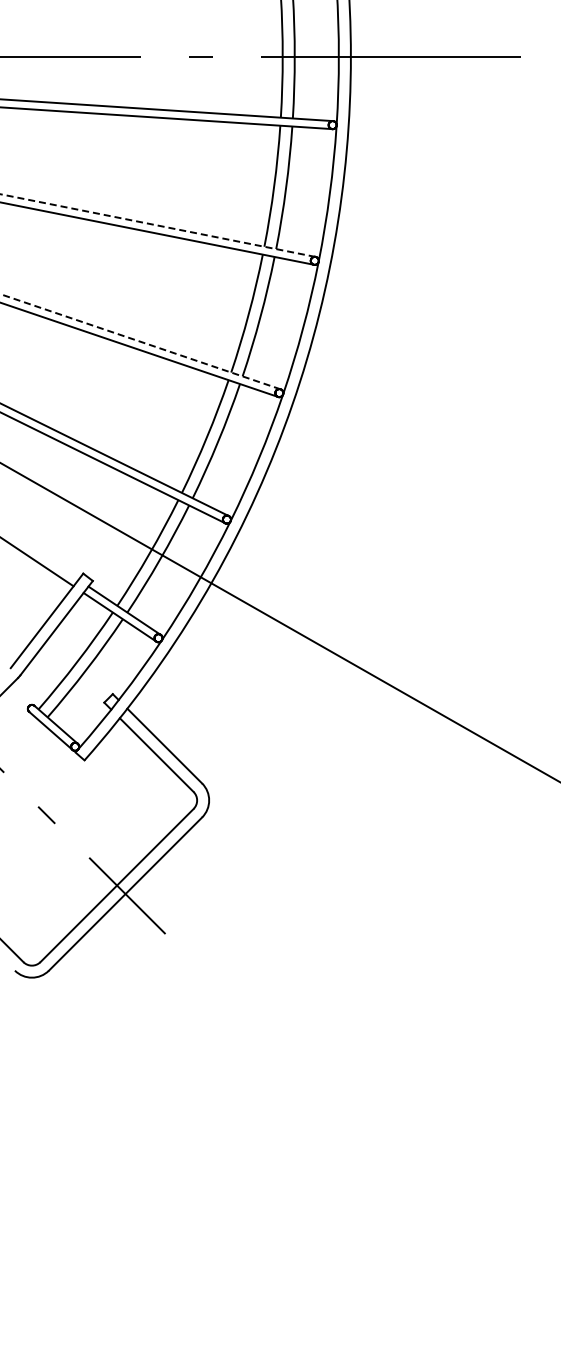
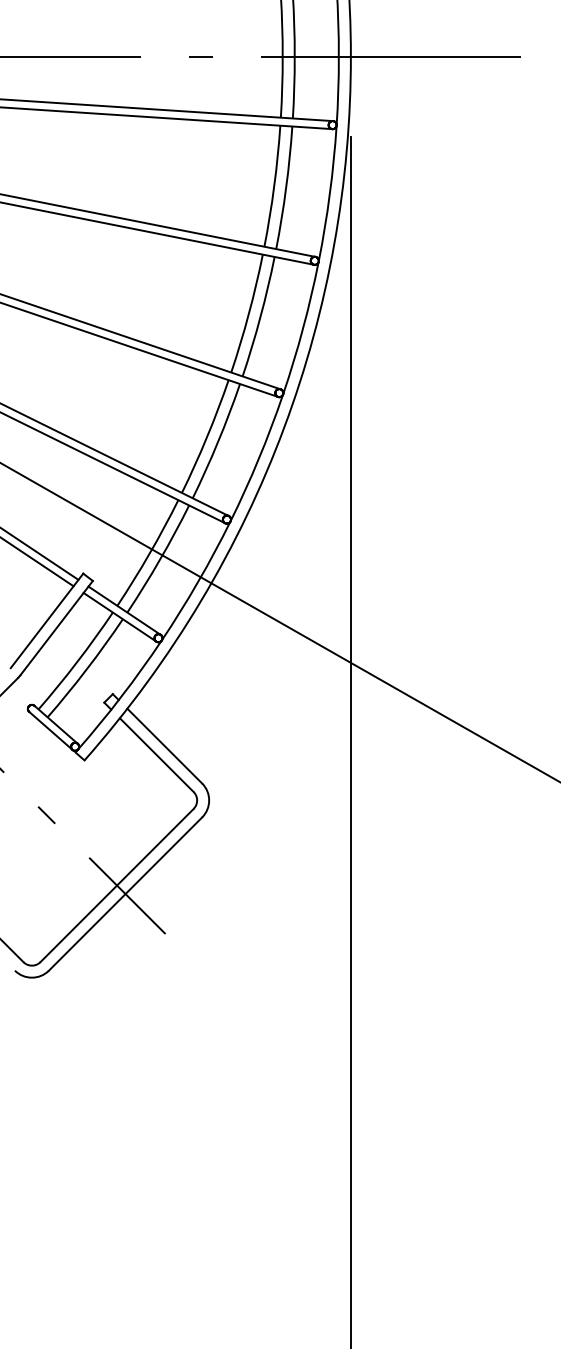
line: dashed -> solid (157, 225)
line: dashed -> solid (140, 341)
line: none -> present (40, 554)
line: none -> present (350, 740)
